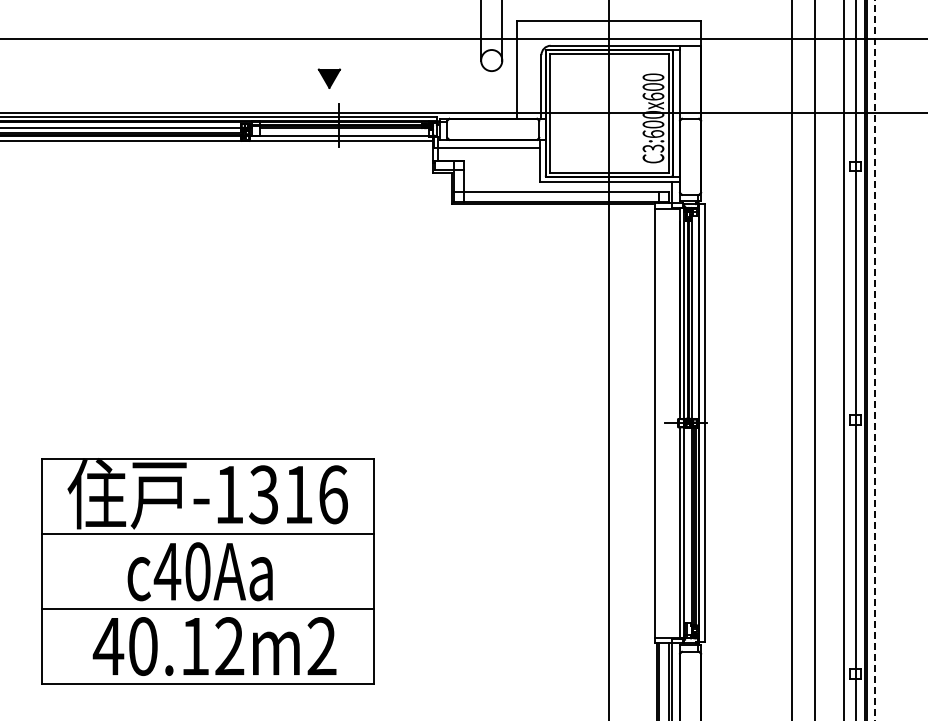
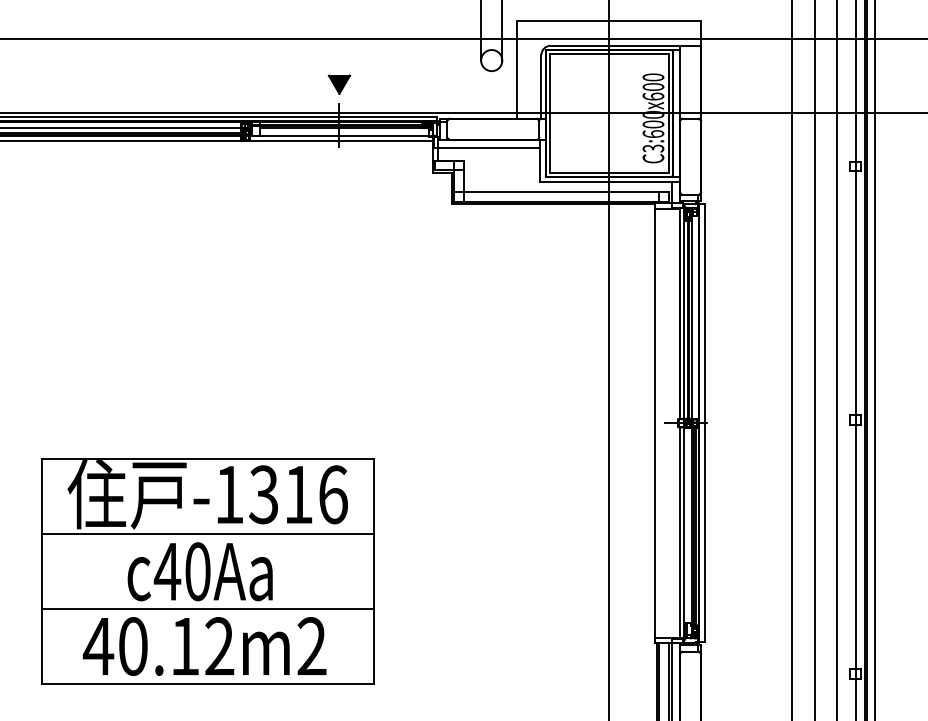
part position: (329, 78) -> (339, 84) (339, 84)
line position: (843, 359) -> (836, 359) (836, 359)
line: dashed -> solid (874, 360)
text position: (214, 646) -> (204, 646) (204, 646)
